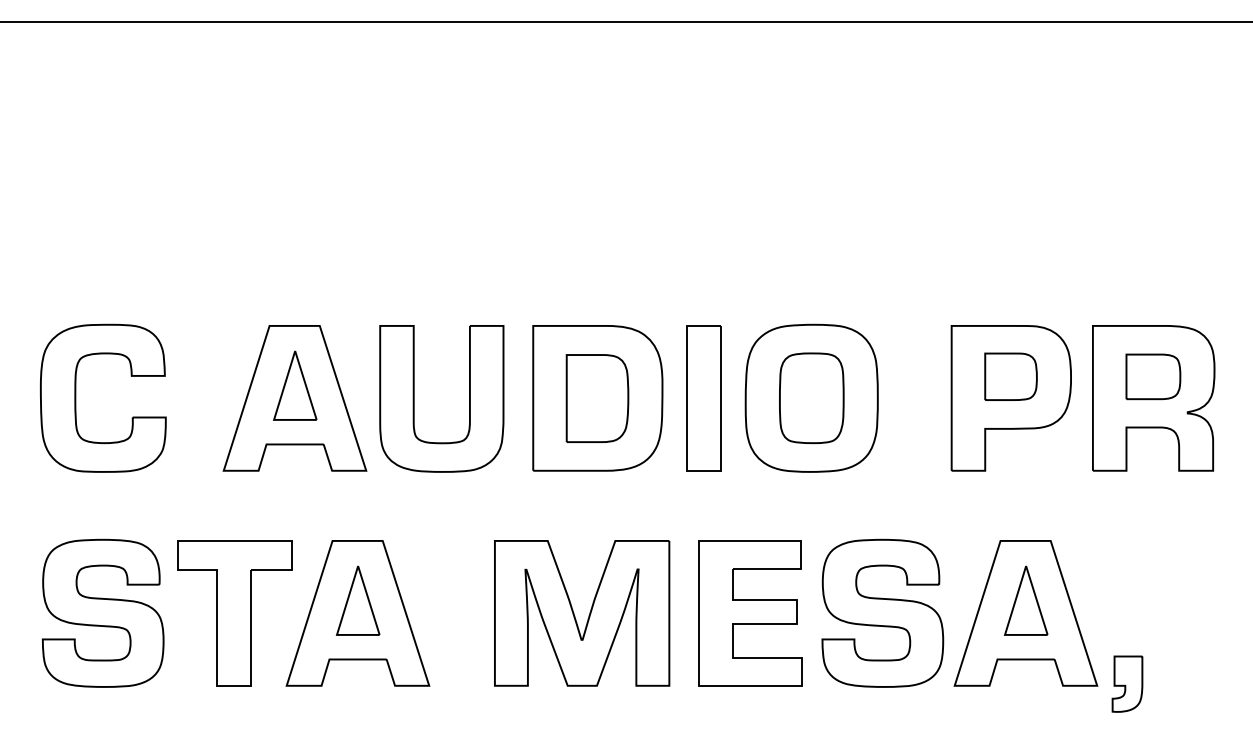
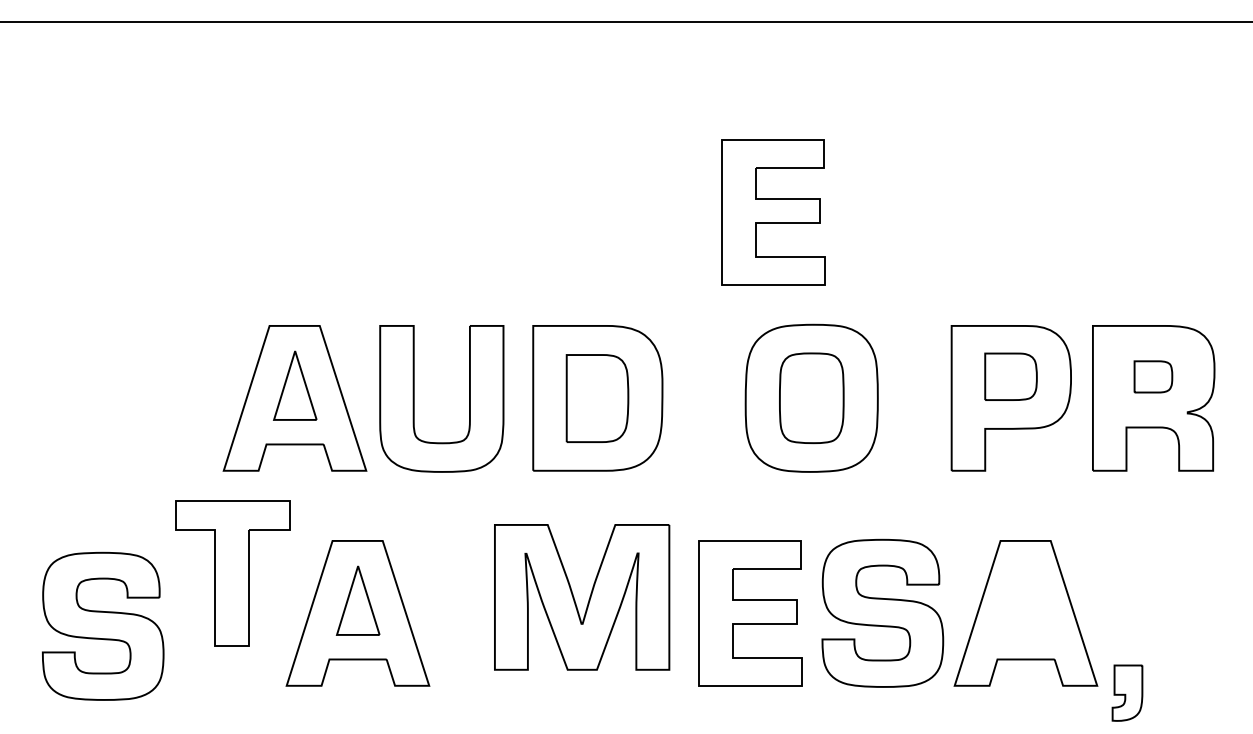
part: none -> present (773, 212)
part size: 57x48 px -> 41x34 px (1153, 376)
part: present -> none (76, 397)
part: present -> none (703, 398)
part: present -> none (1025, 600)
part position: (103, 612) -> (103, 625) (103, 625)
part position: (234, 613) -> (232, 573) (232, 573)
part position: (588, 615) -> (588, 599) (588, 599)
part position: (1127, 683) -> (1127, 692) (1127, 692)
